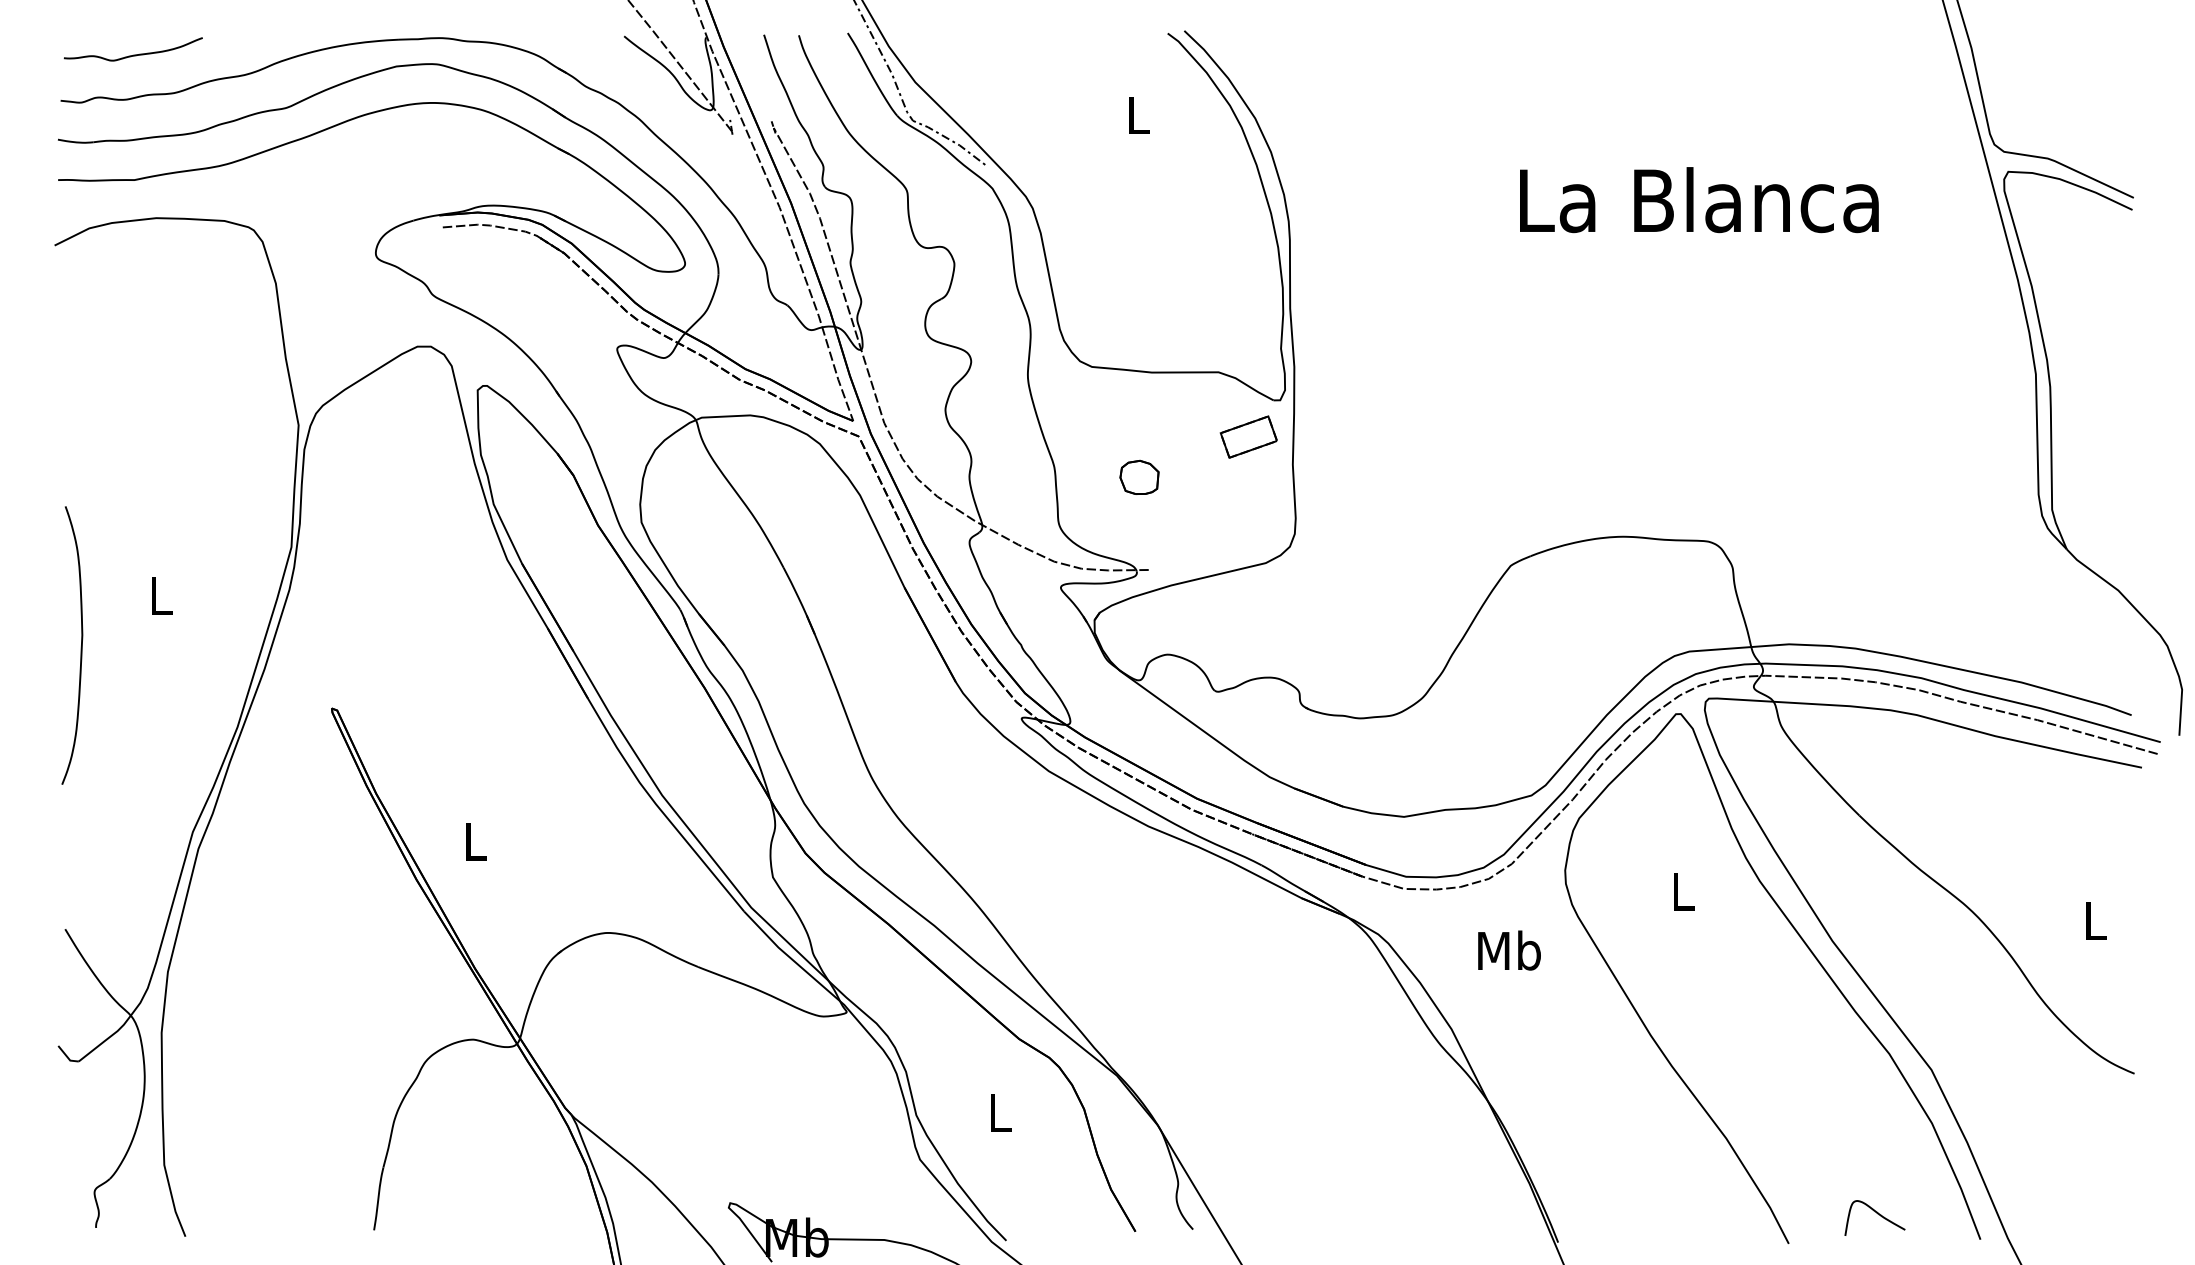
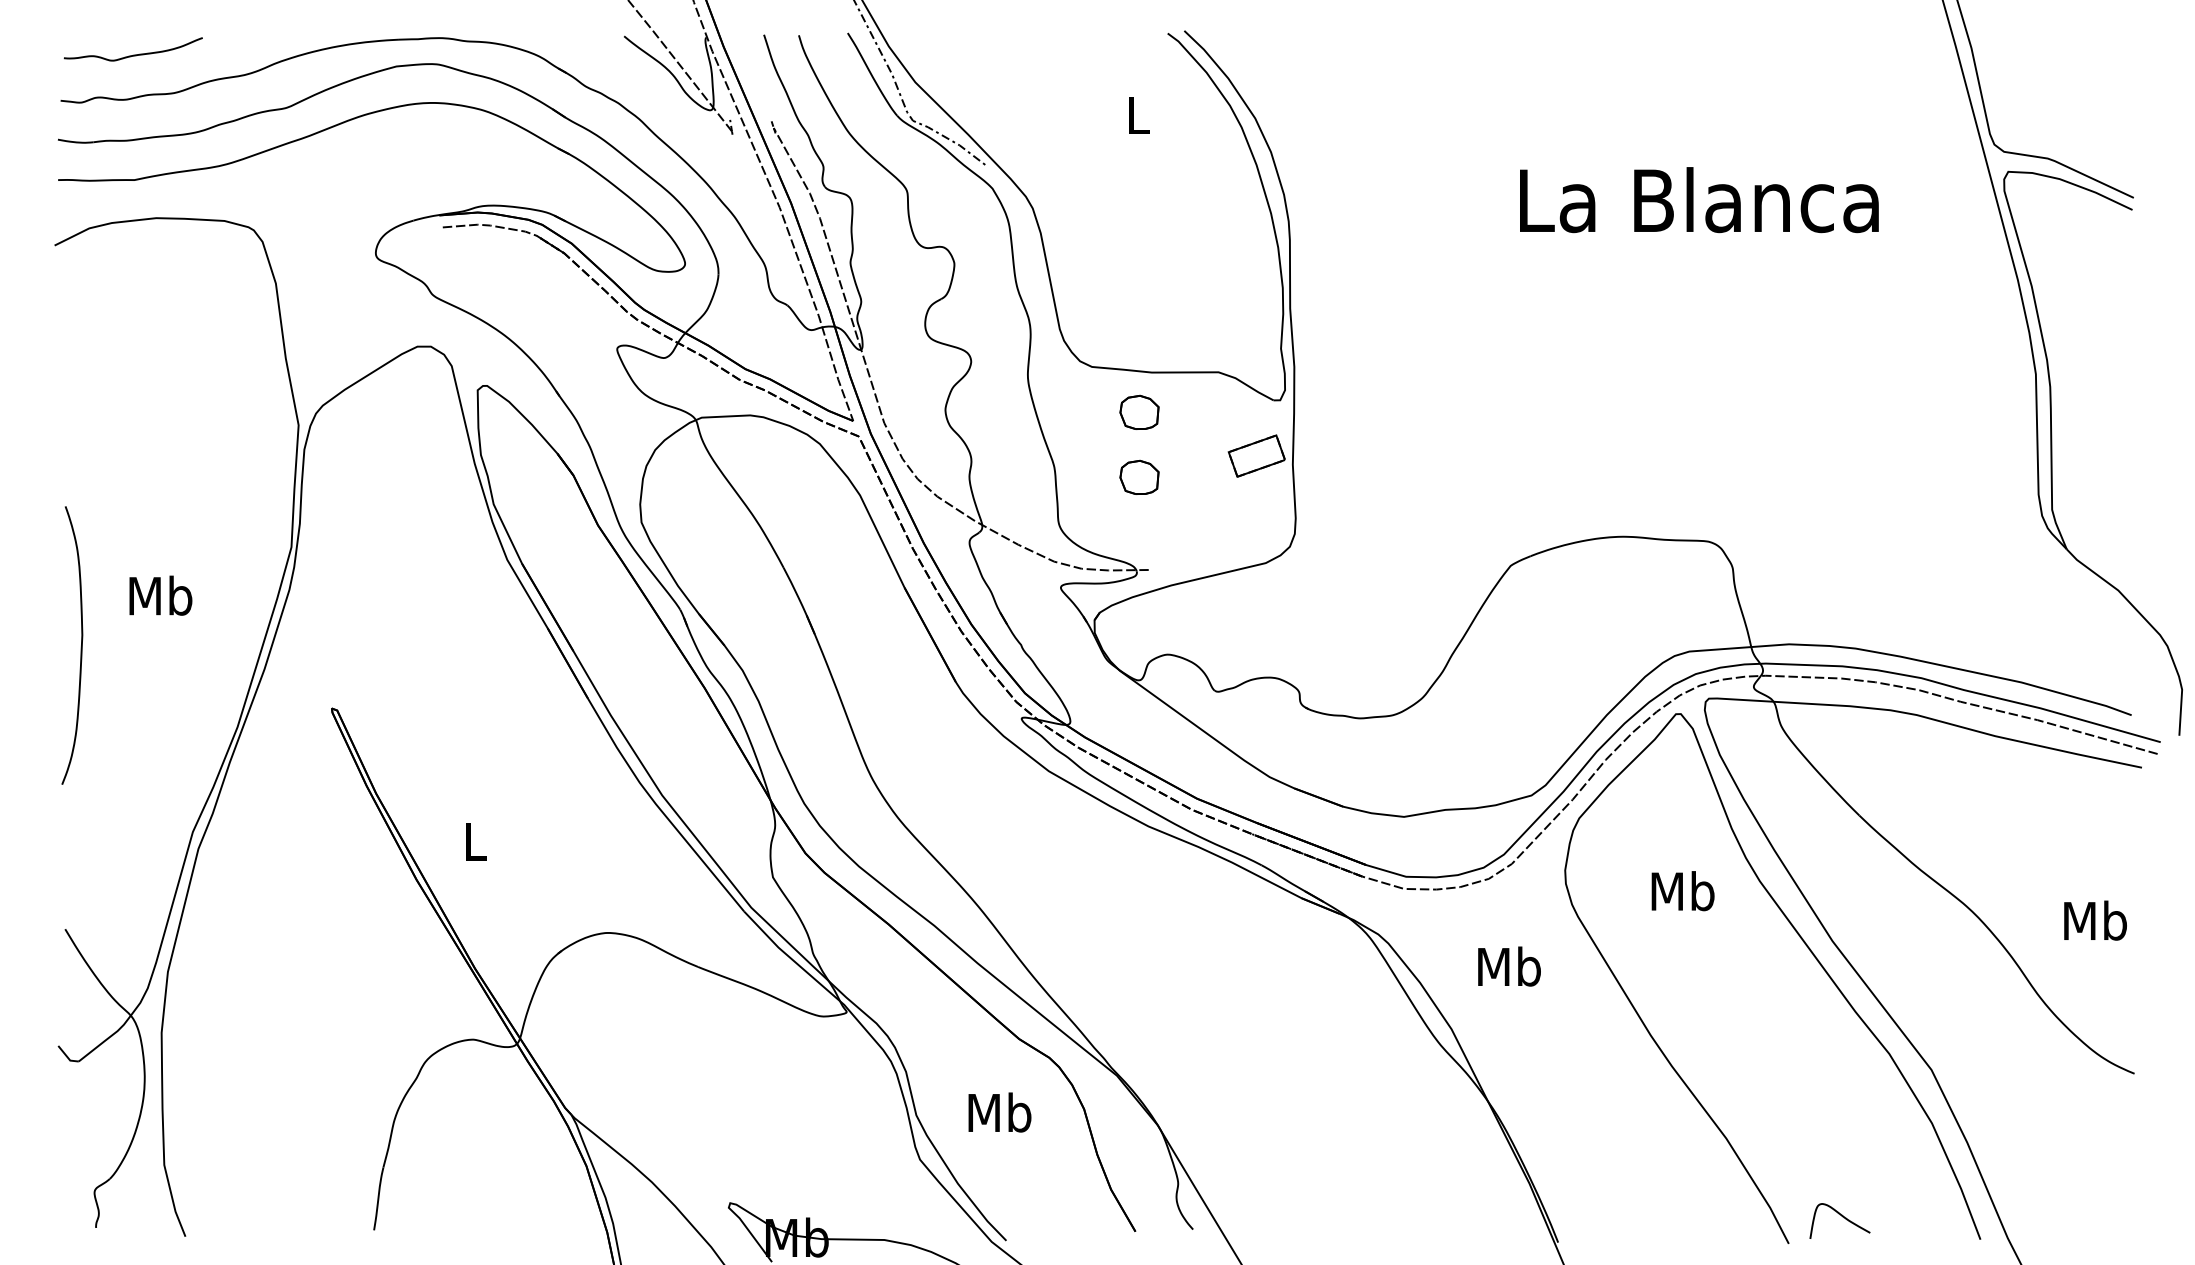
part: none -> present (1139, 411)
part position: (1248, 436) -> (1256, 455) (1256, 455)
text: L -> Mb (160, 595)
text: L -> Mb (1682, 891)
text: L -> Mb (2095, 920)
text position: (1509, 950) -> (1509, 966) (1509, 966)
text: L -> Mb (999, 1112)
curve position: (1877, 1214) -> (1842, 1217) (1842, 1217)
